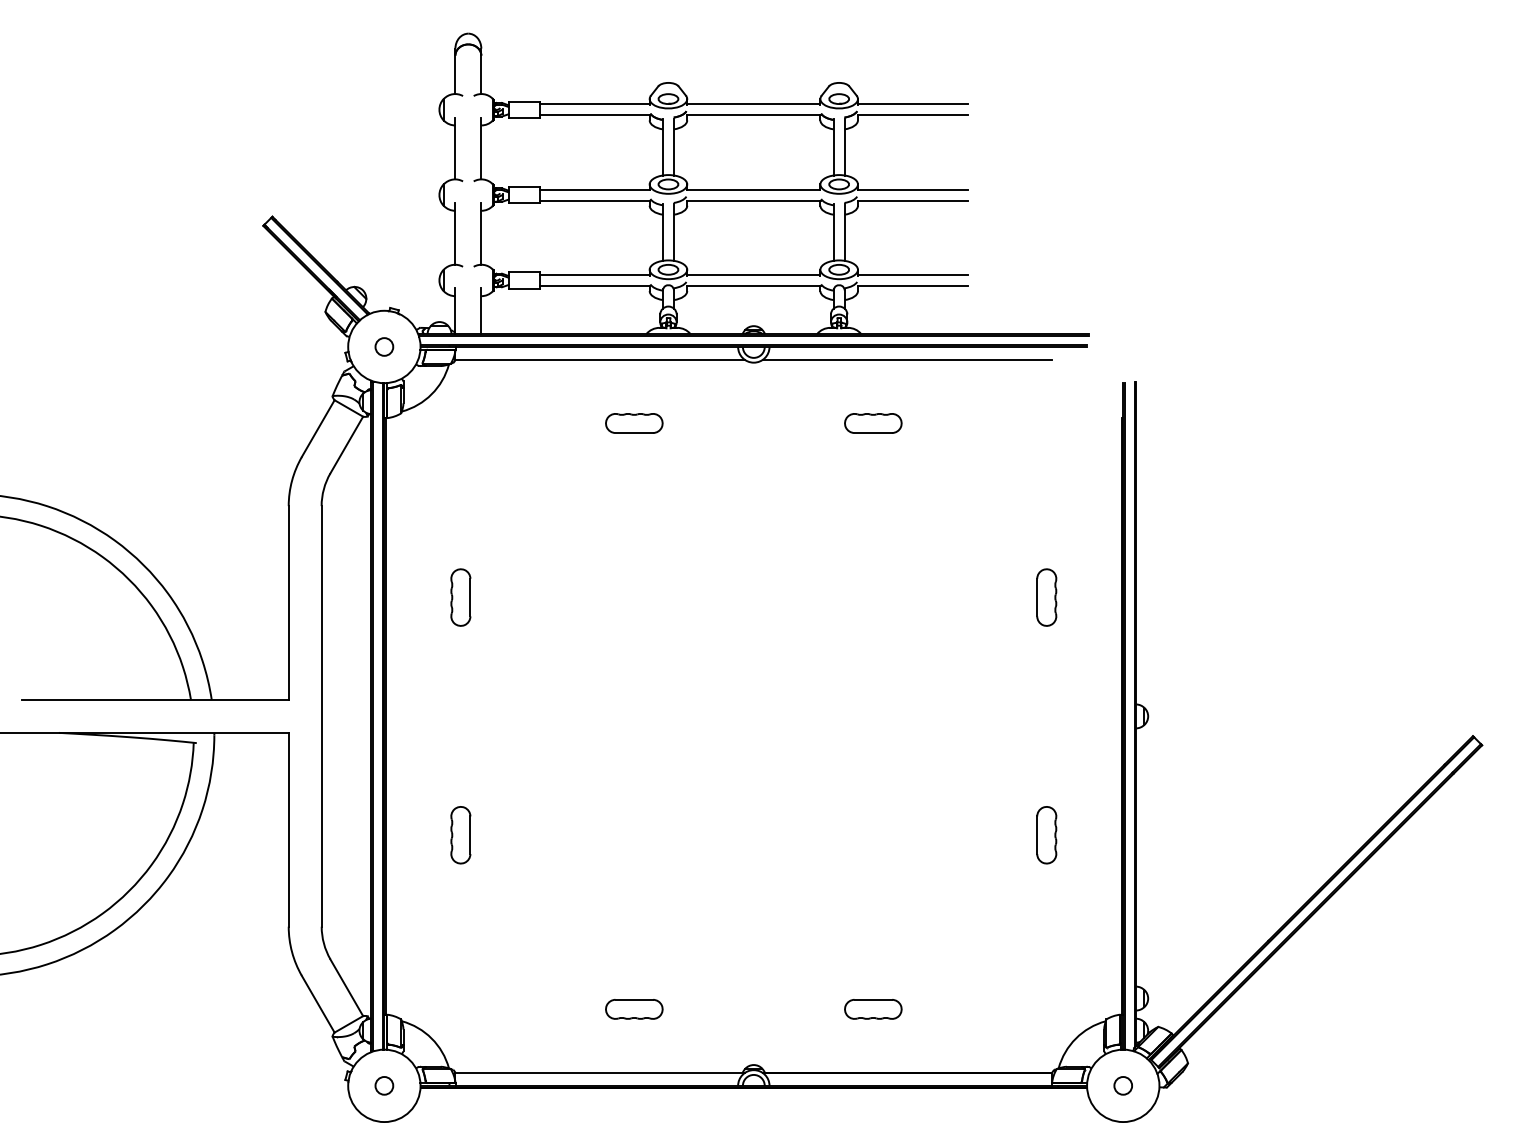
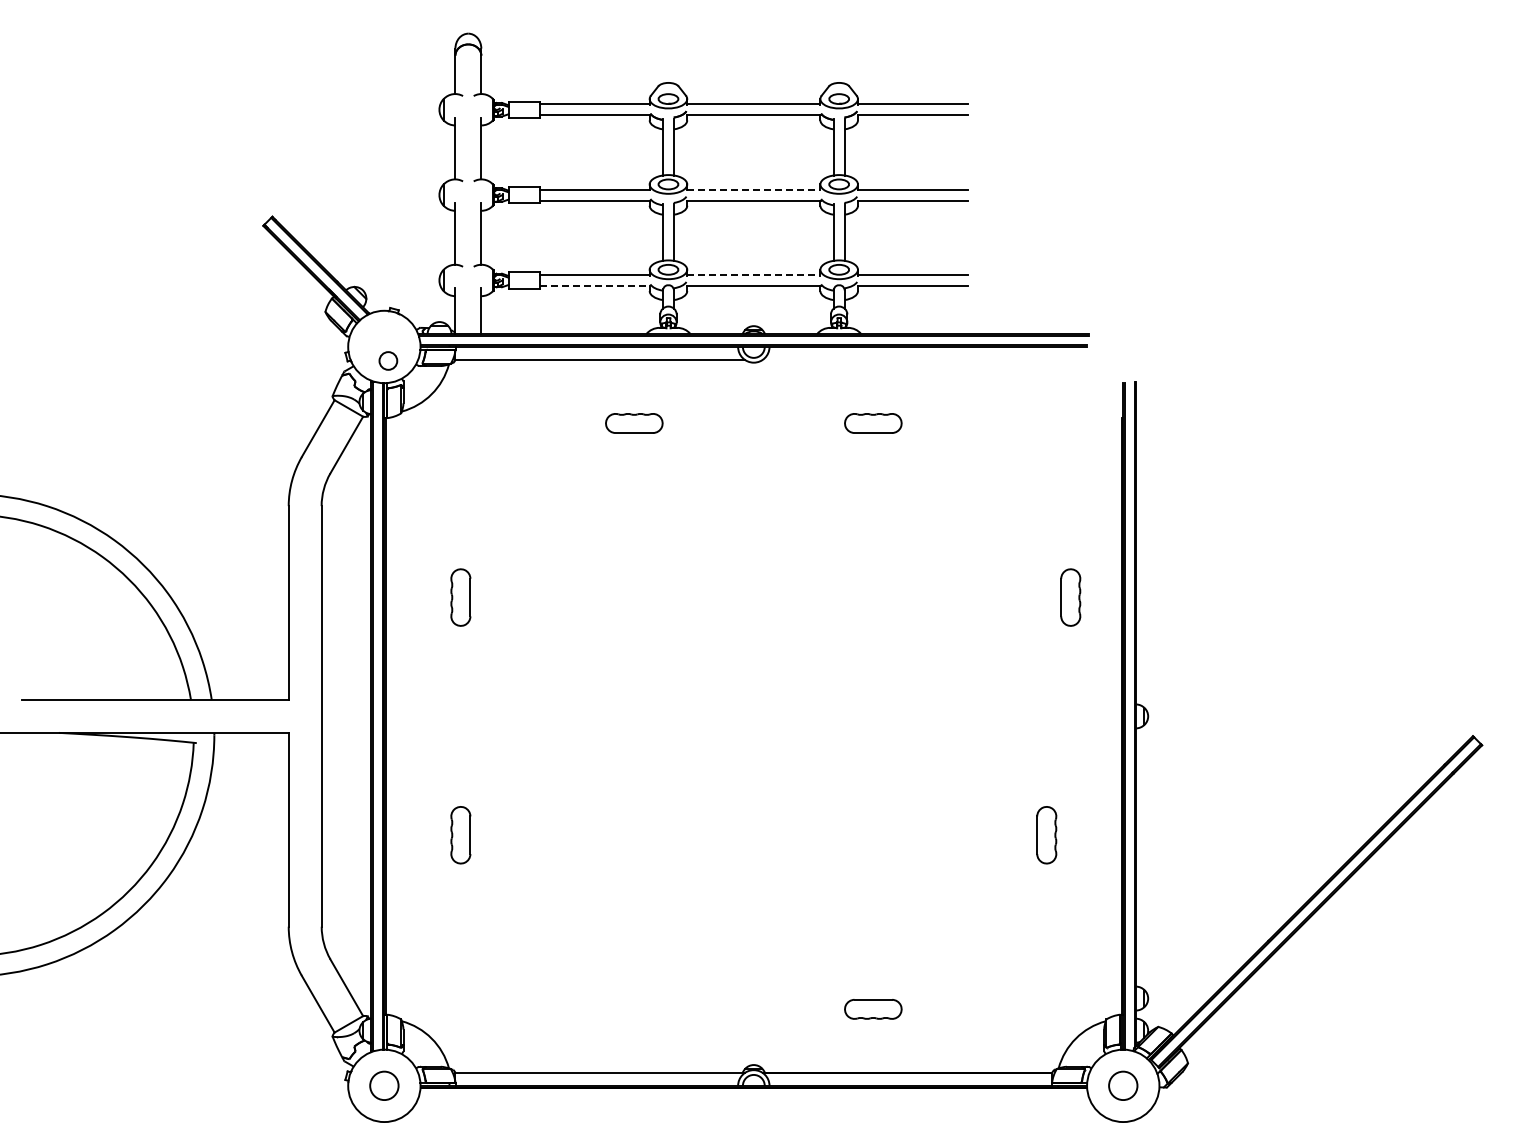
line: solid -> dashed (753, 189)
line: solid -> dashed (753, 275)
line: solid -> dashed (595, 285)
circle position: (384, 346) -> (388, 360) (388, 360)
line: present -> none (907, 359)
part position: (1046, 597) -> (1070, 597) (1070, 597)
part: present -> none (634, 1009)
circle diameter: 18 px -> 28 px (384, 1085)
circle diameter: 18 px -> 28 px (1123, 1085)
